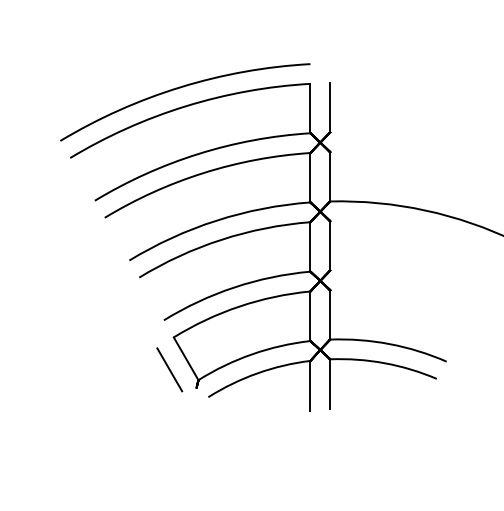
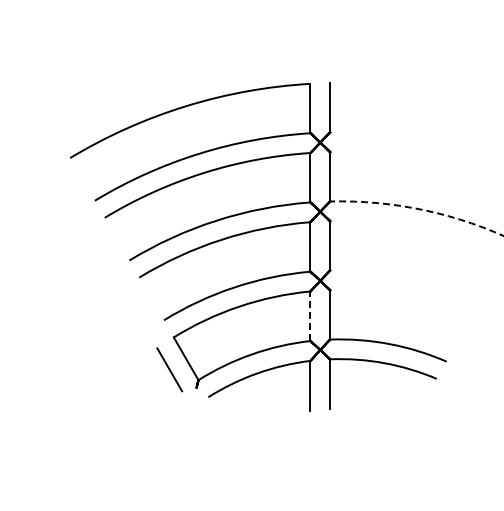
arc: present -> none (180, 88)
arc: solid -> dashed (417, 208)
line: solid -> dashed (310, 316)
